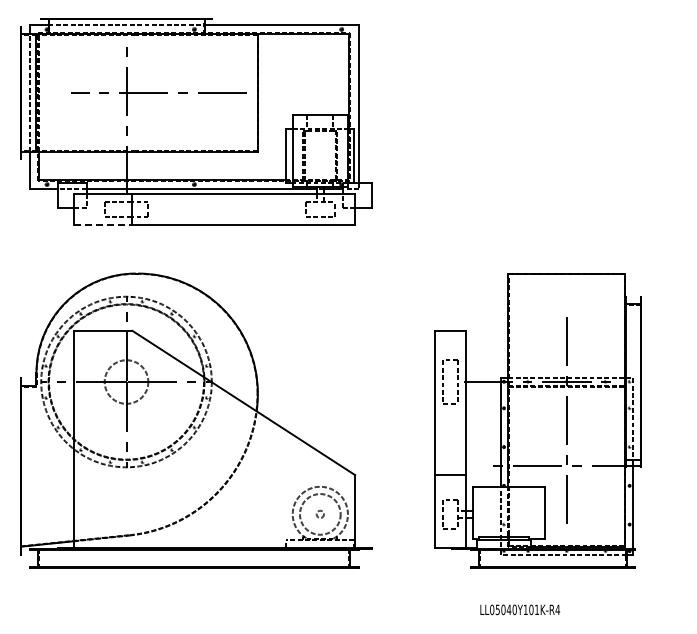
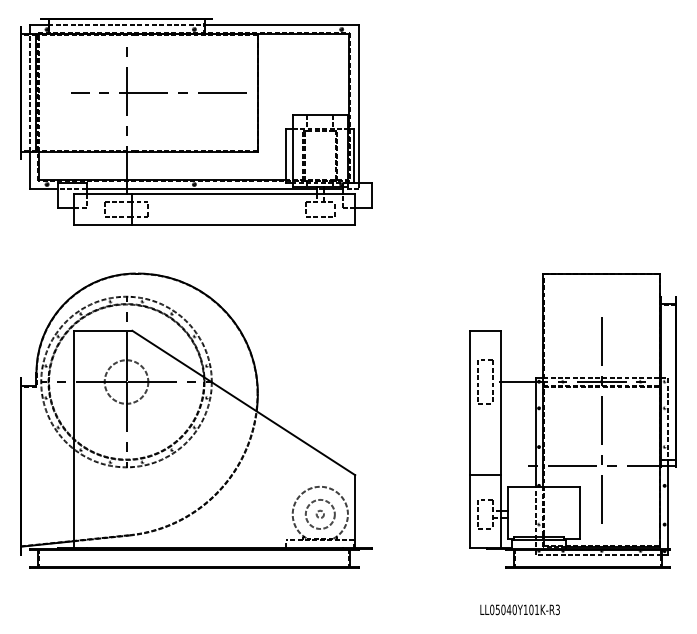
line: dashed -> solid (103, 224)
part position: (537, 420) -> (572, 420) (572, 420)
circle diameter: 41 px -> 29 px (319, 513)
text: LL05040Y101K-R4 -> LL05040Y101K-R3 (557, 609)
